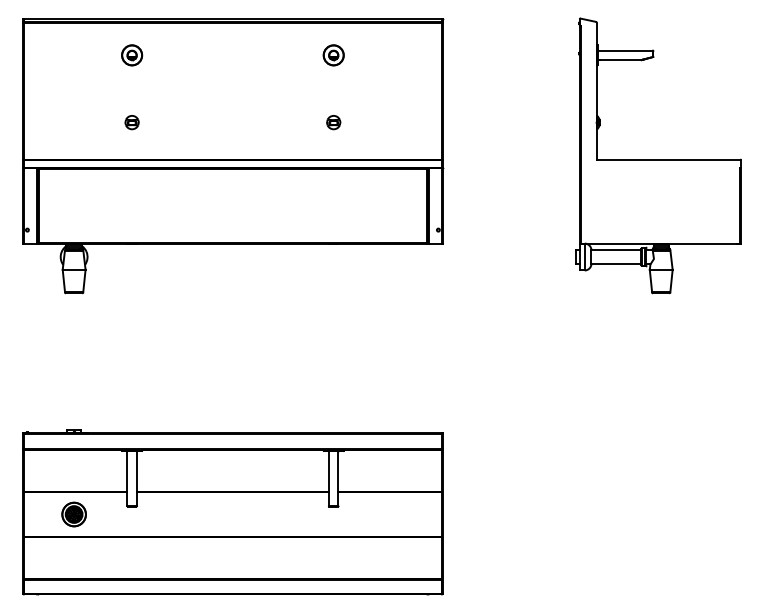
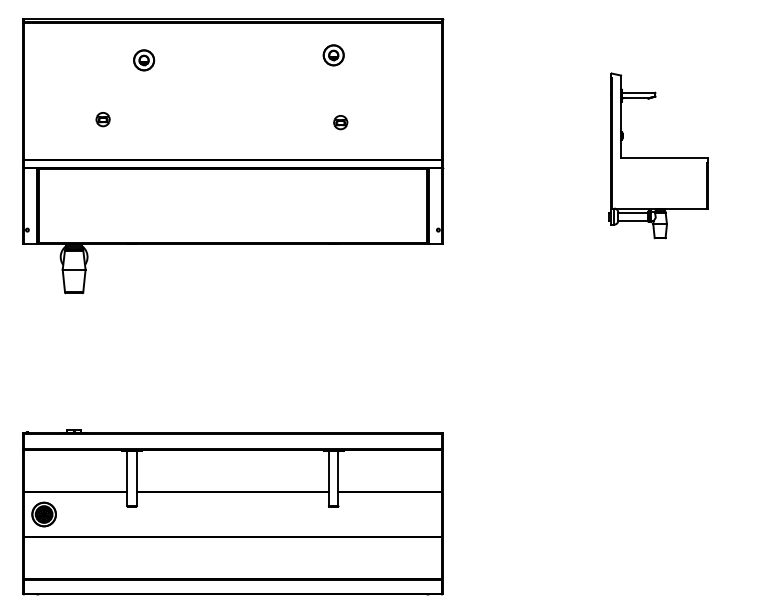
part position: (132, 55) -> (144, 60) (144, 60)
part position: (131, 122) -> (102, 119) (102, 119)
part position: (333, 122) -> (340, 122) (340, 122)
part size: 167x278 px -> 101x168 px (658, 155)
part position: (73, 514) -> (43, 514) (43, 514)
